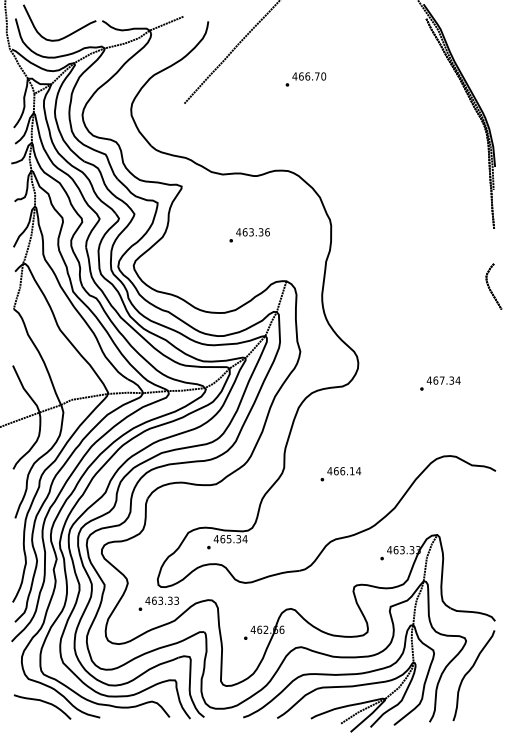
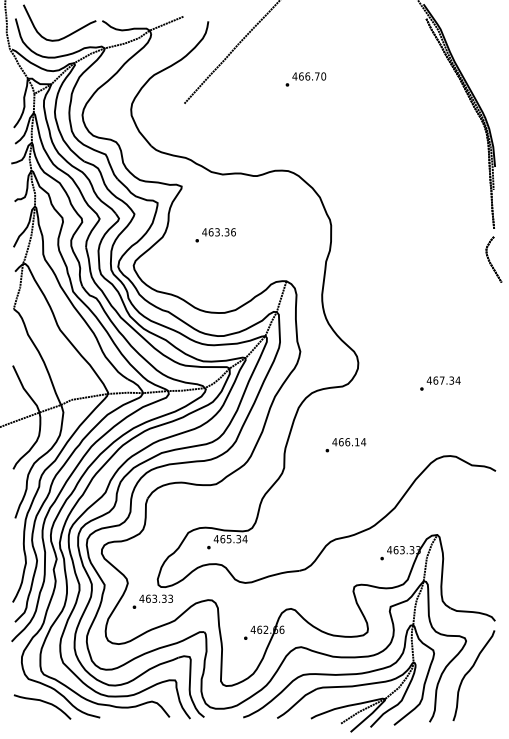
text position: (249, 235) -> (215, 235) (215, 235)
part position: (493, 286) -> (493, 259) (493, 259)
text position: (340, 474) -> (345, 445) (345, 445)
text position: (158, 603) -> (152, 601) (152, 601)
